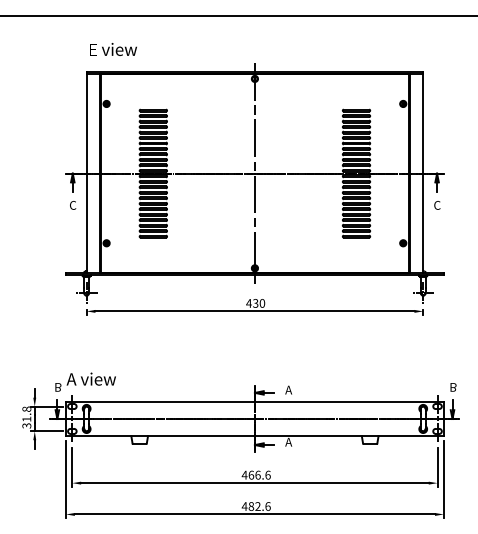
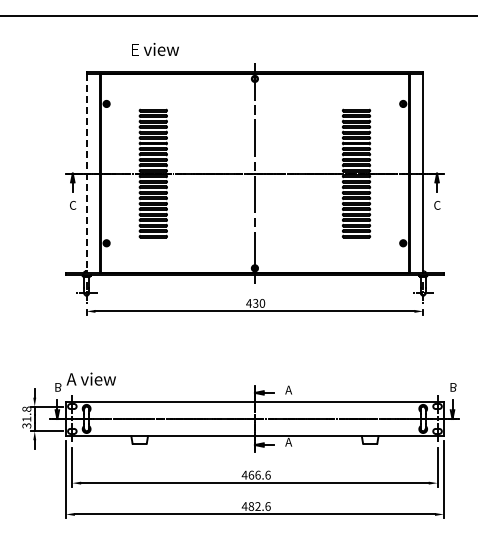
text position: (113, 49) -> (155, 49) (155, 49)
line: solid -> dashed (87, 174)
